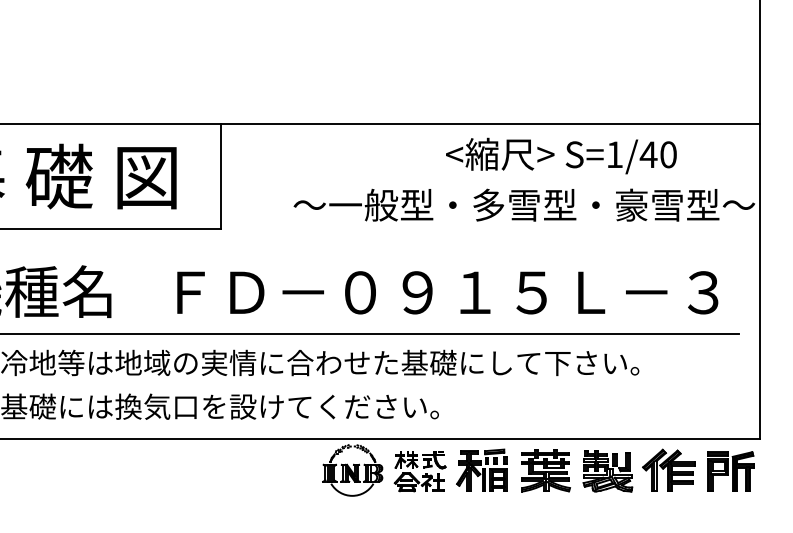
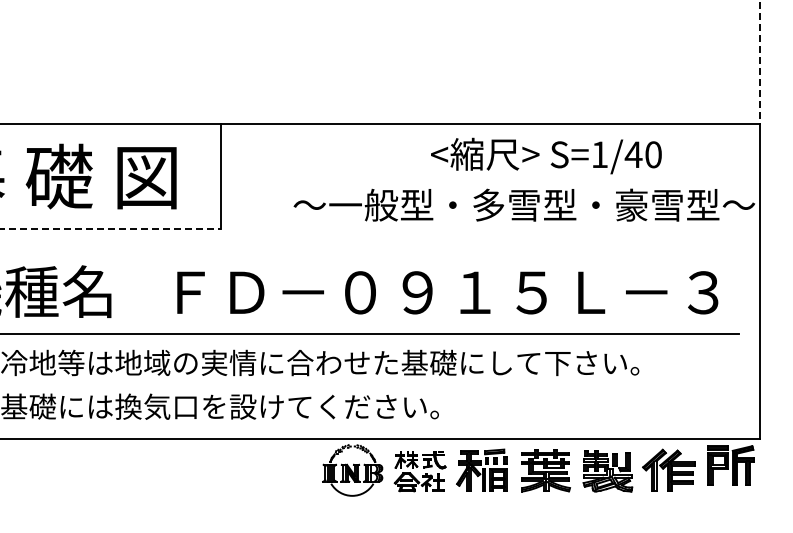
line: solid -> dashed (760, 62)
text position: (561, 155) -> (546, 155) (546, 155)
line: solid -> dashed (111, 228)
part position: (730, 471) -> (730, 465) (730, 465)
